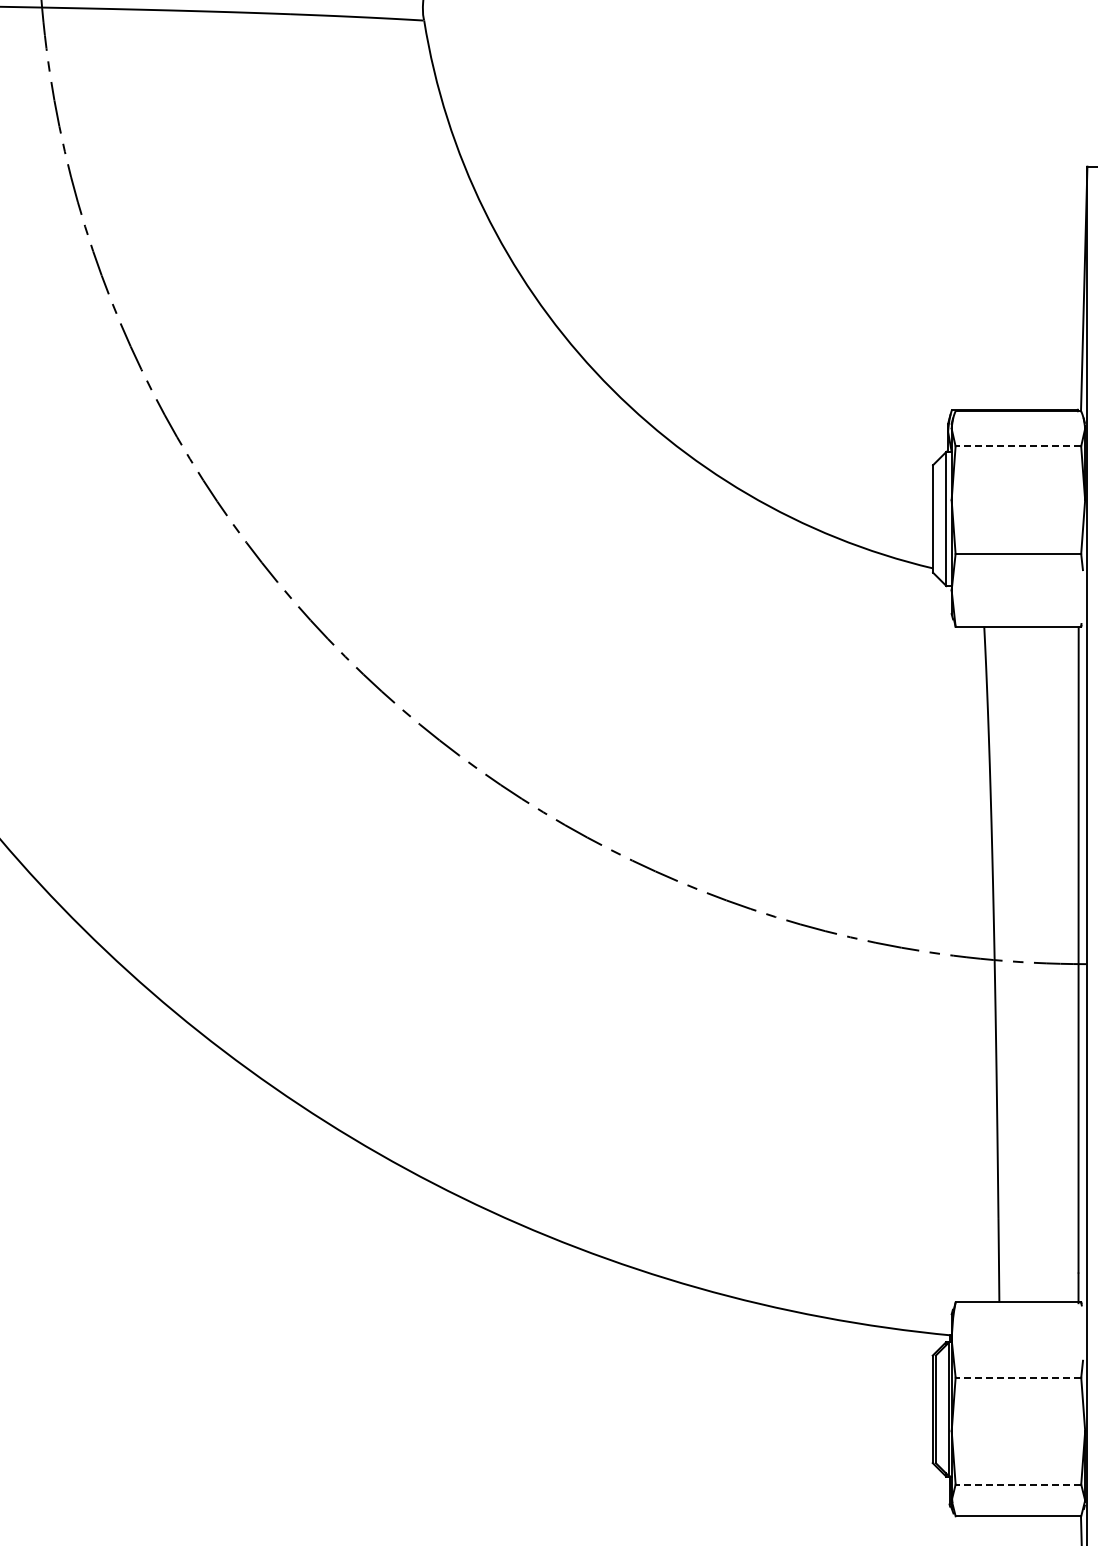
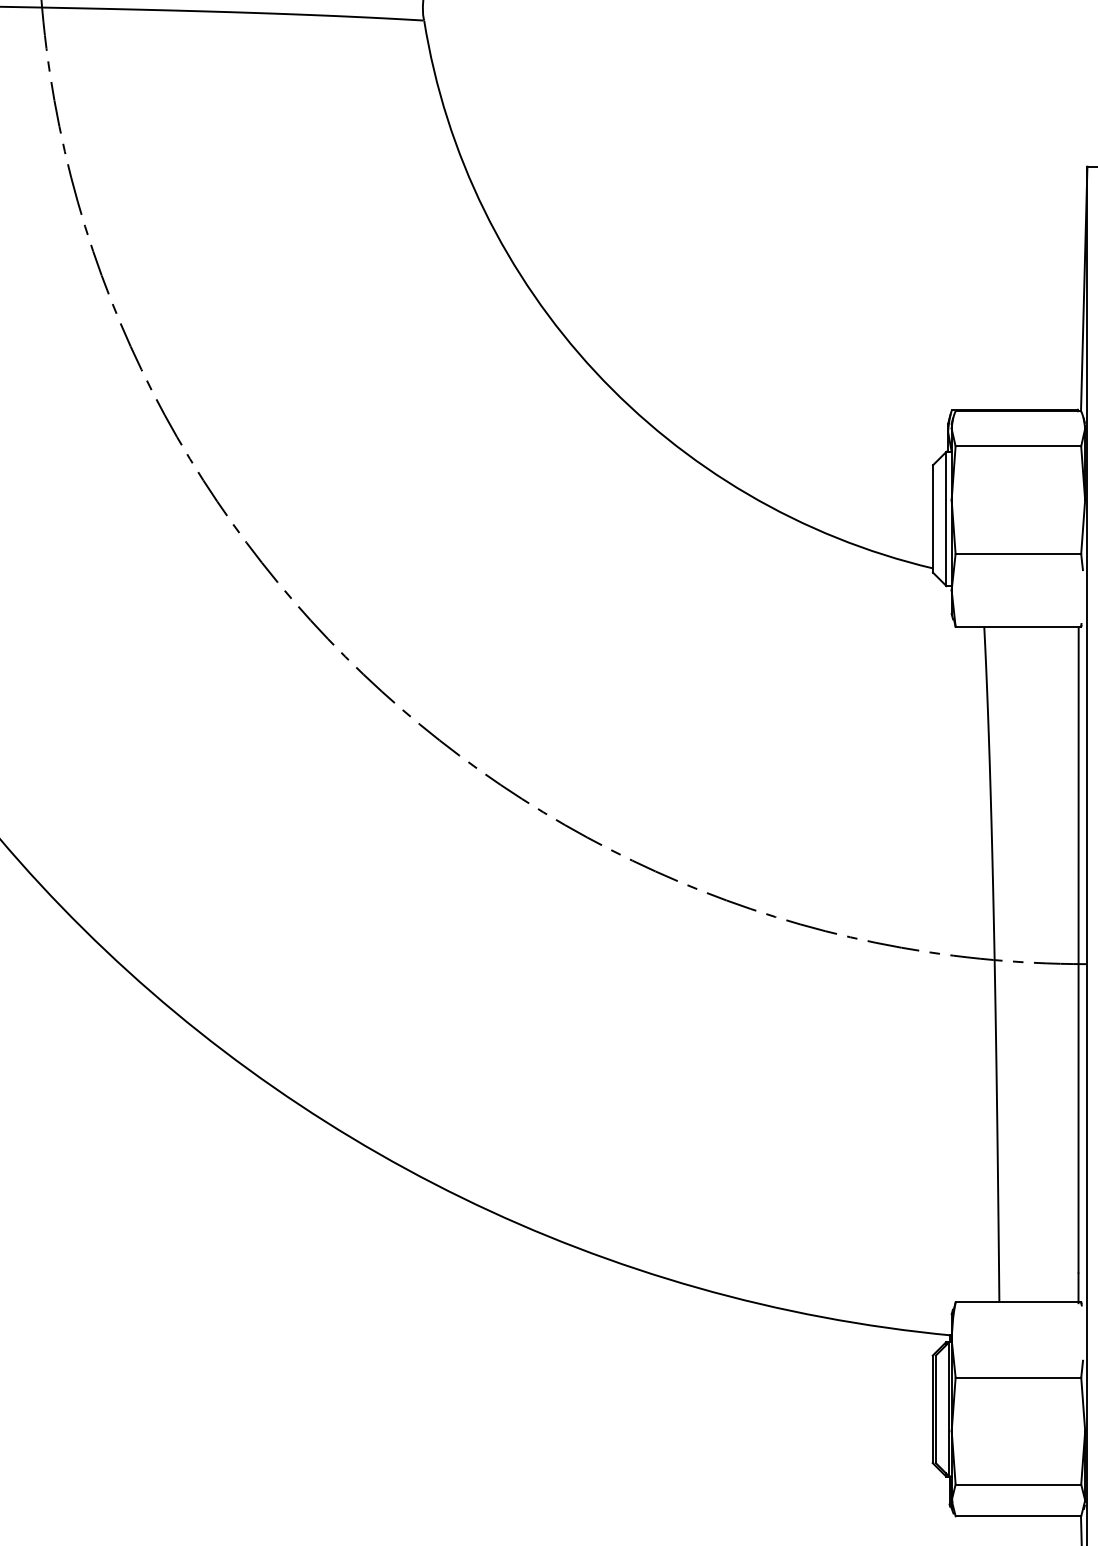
line: dashed -> solid (1018, 446)
line: dashed -> solid (1018, 1377)
line: dashed -> solid (1018, 1484)
